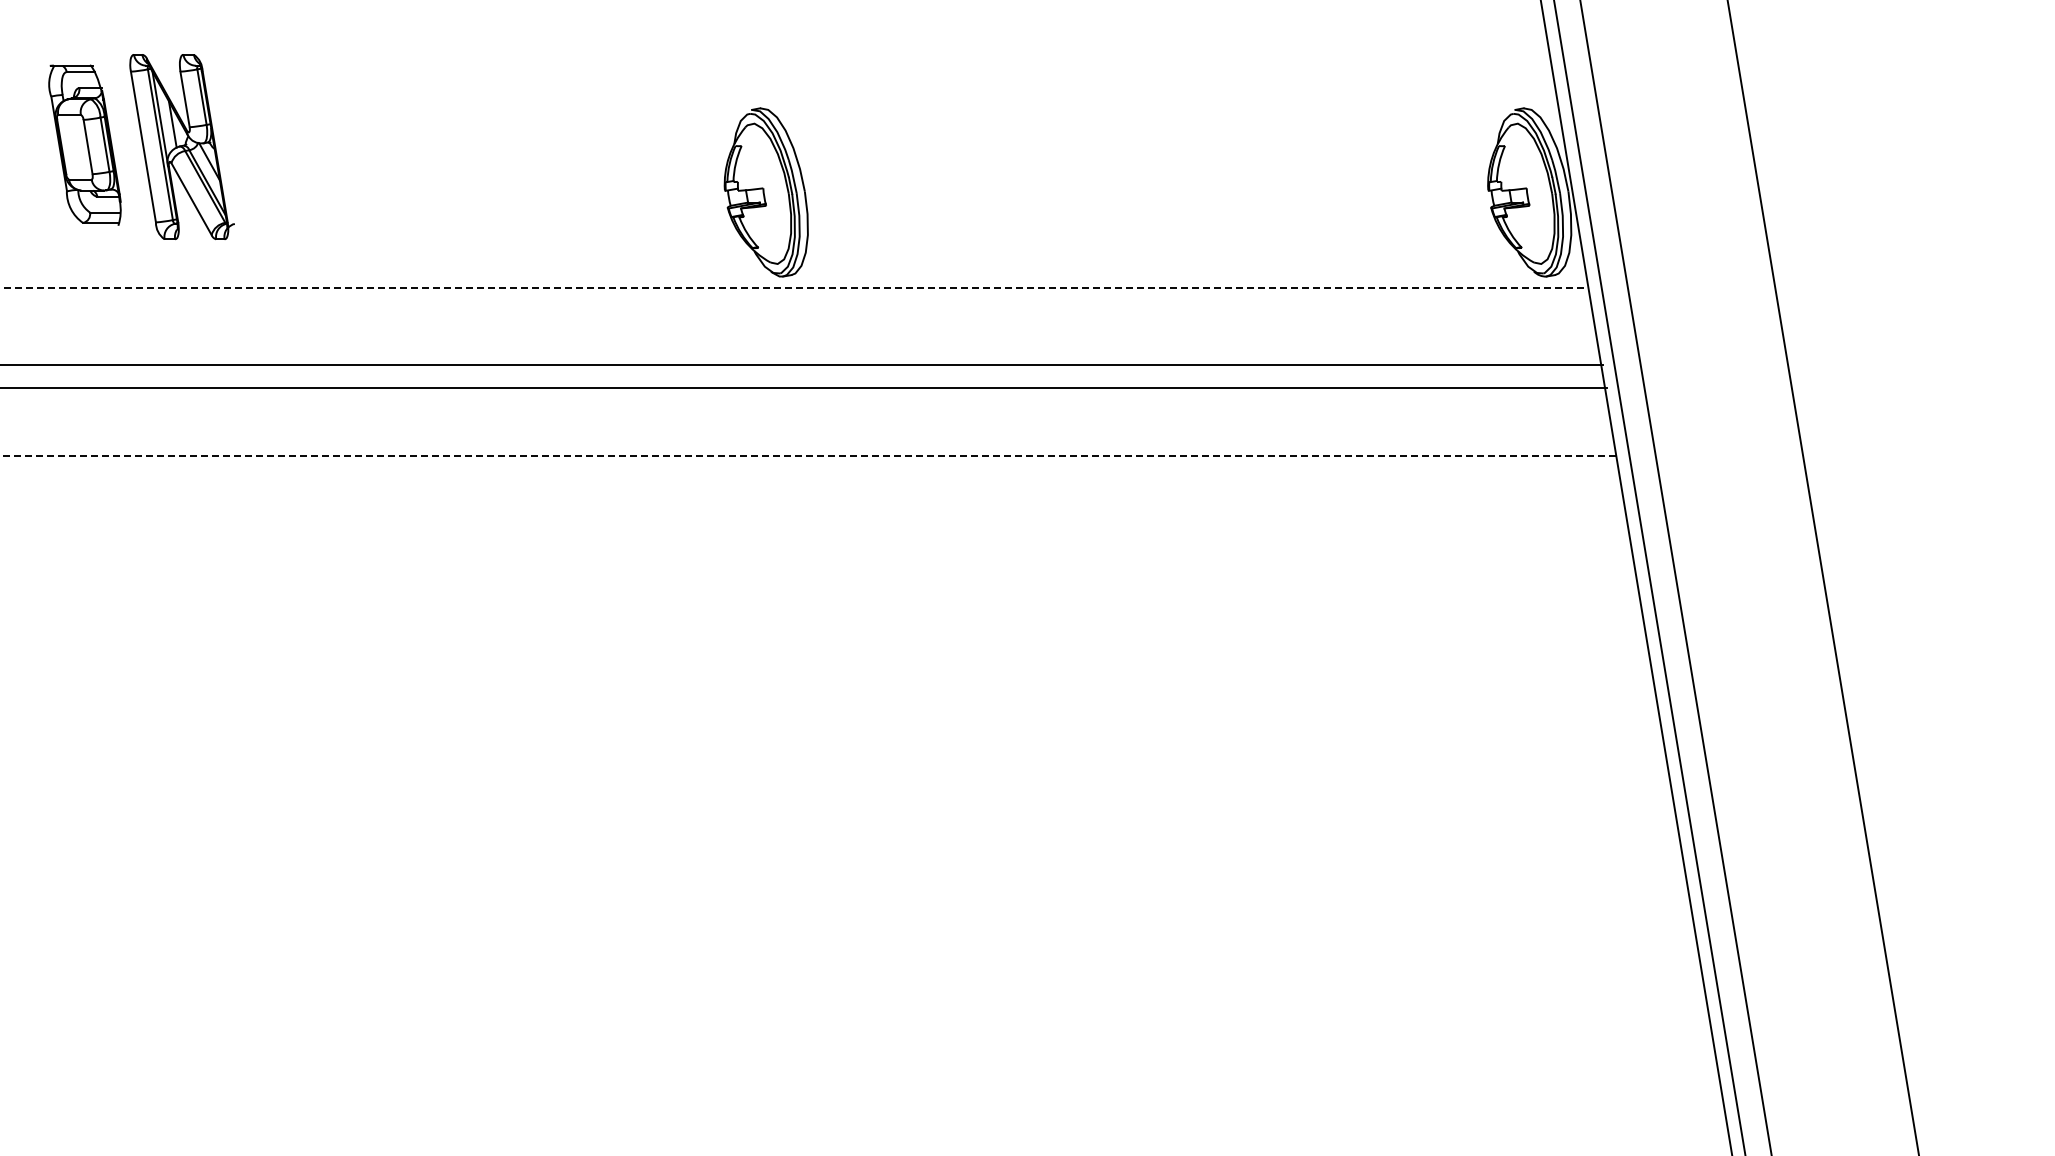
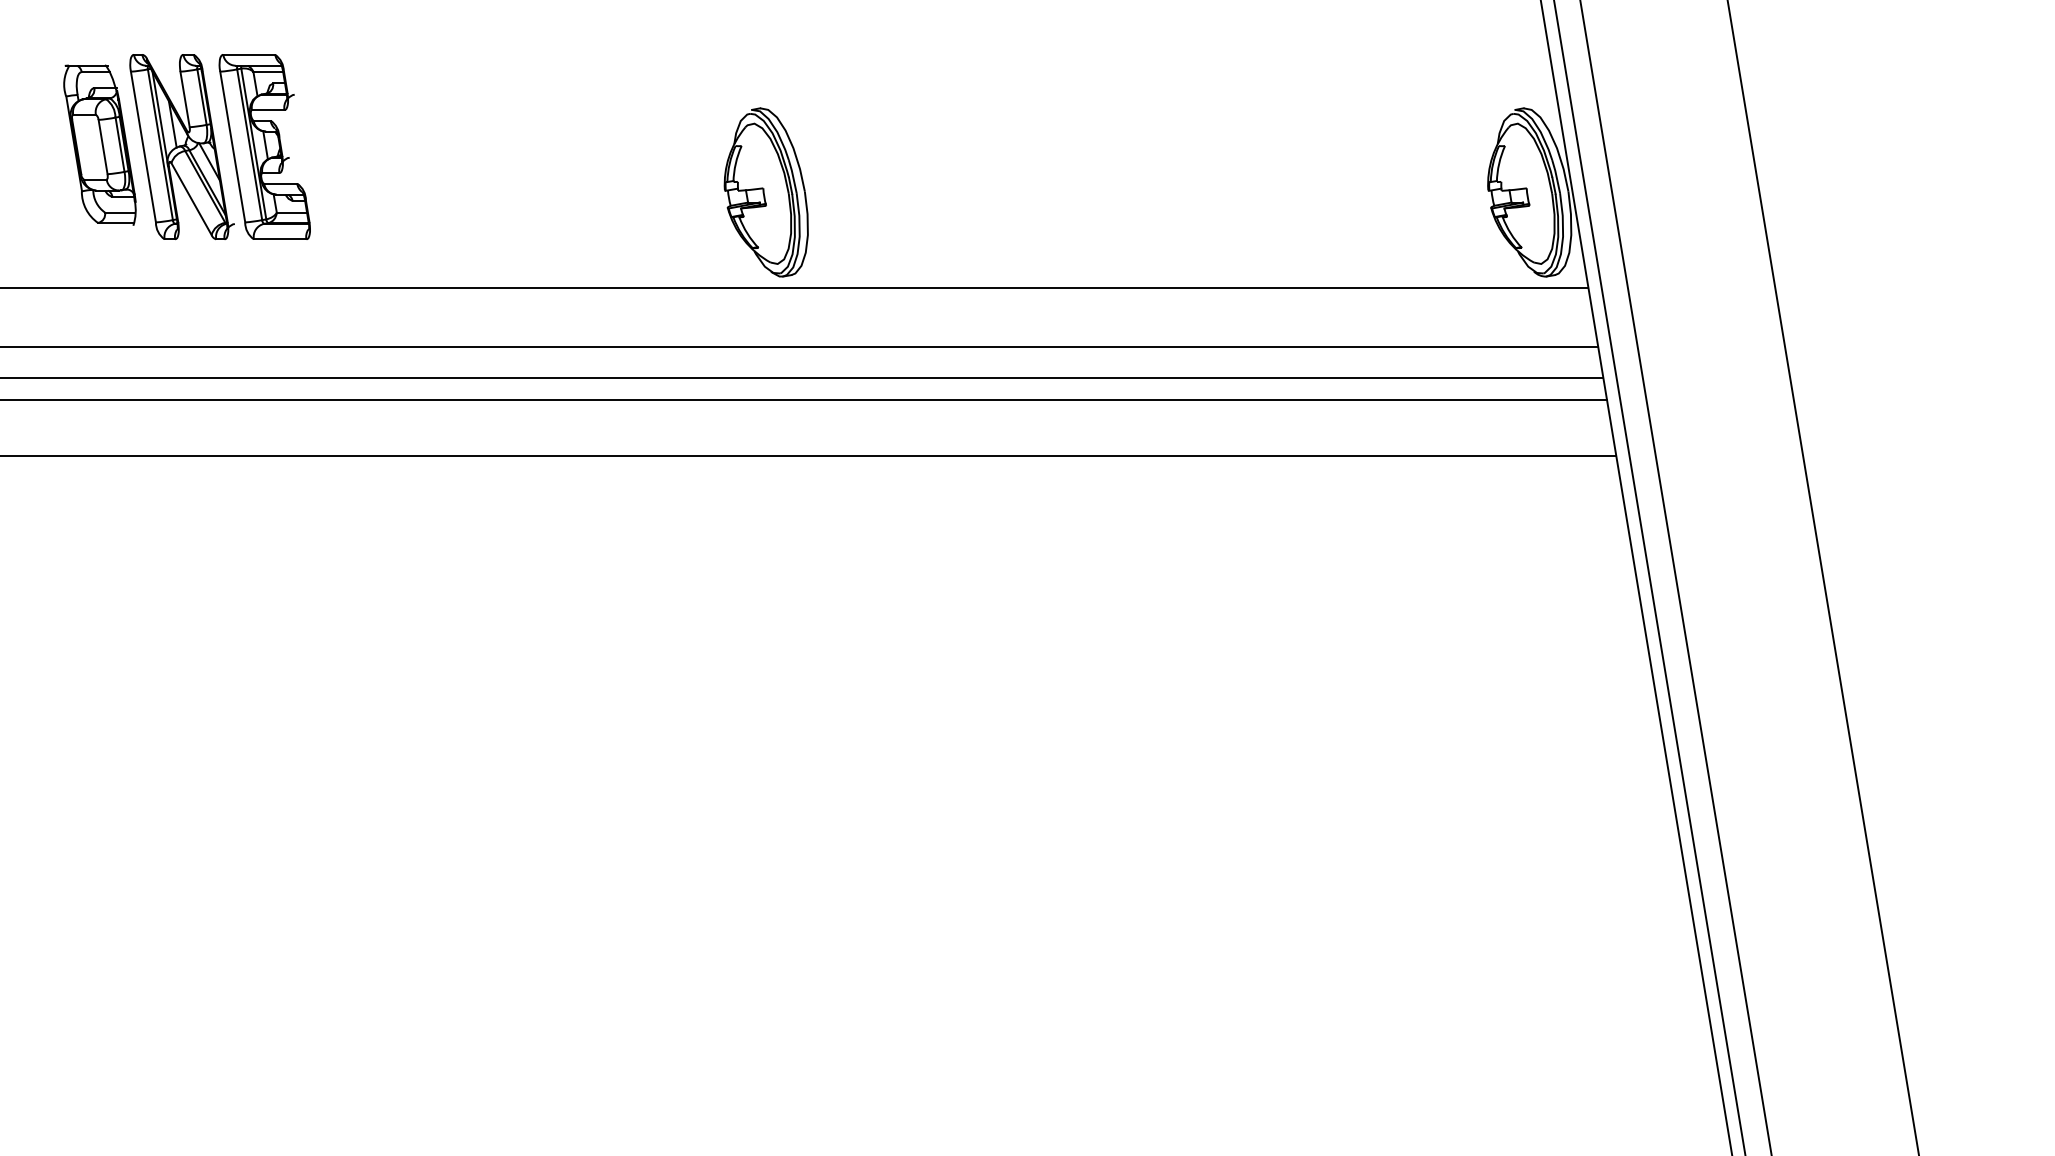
part position: (84, 144) -> (99, 144) (99, 144)
part: none -> present (264, 146)
line: dashed -> solid (794, 287)
line: none -> present (800, 346)
line position: (802, 364) -> (802, 377) (802, 377)
line position: (804, 387) -> (804, 399) (804, 399)
line: dashed -> solid (808, 456)
